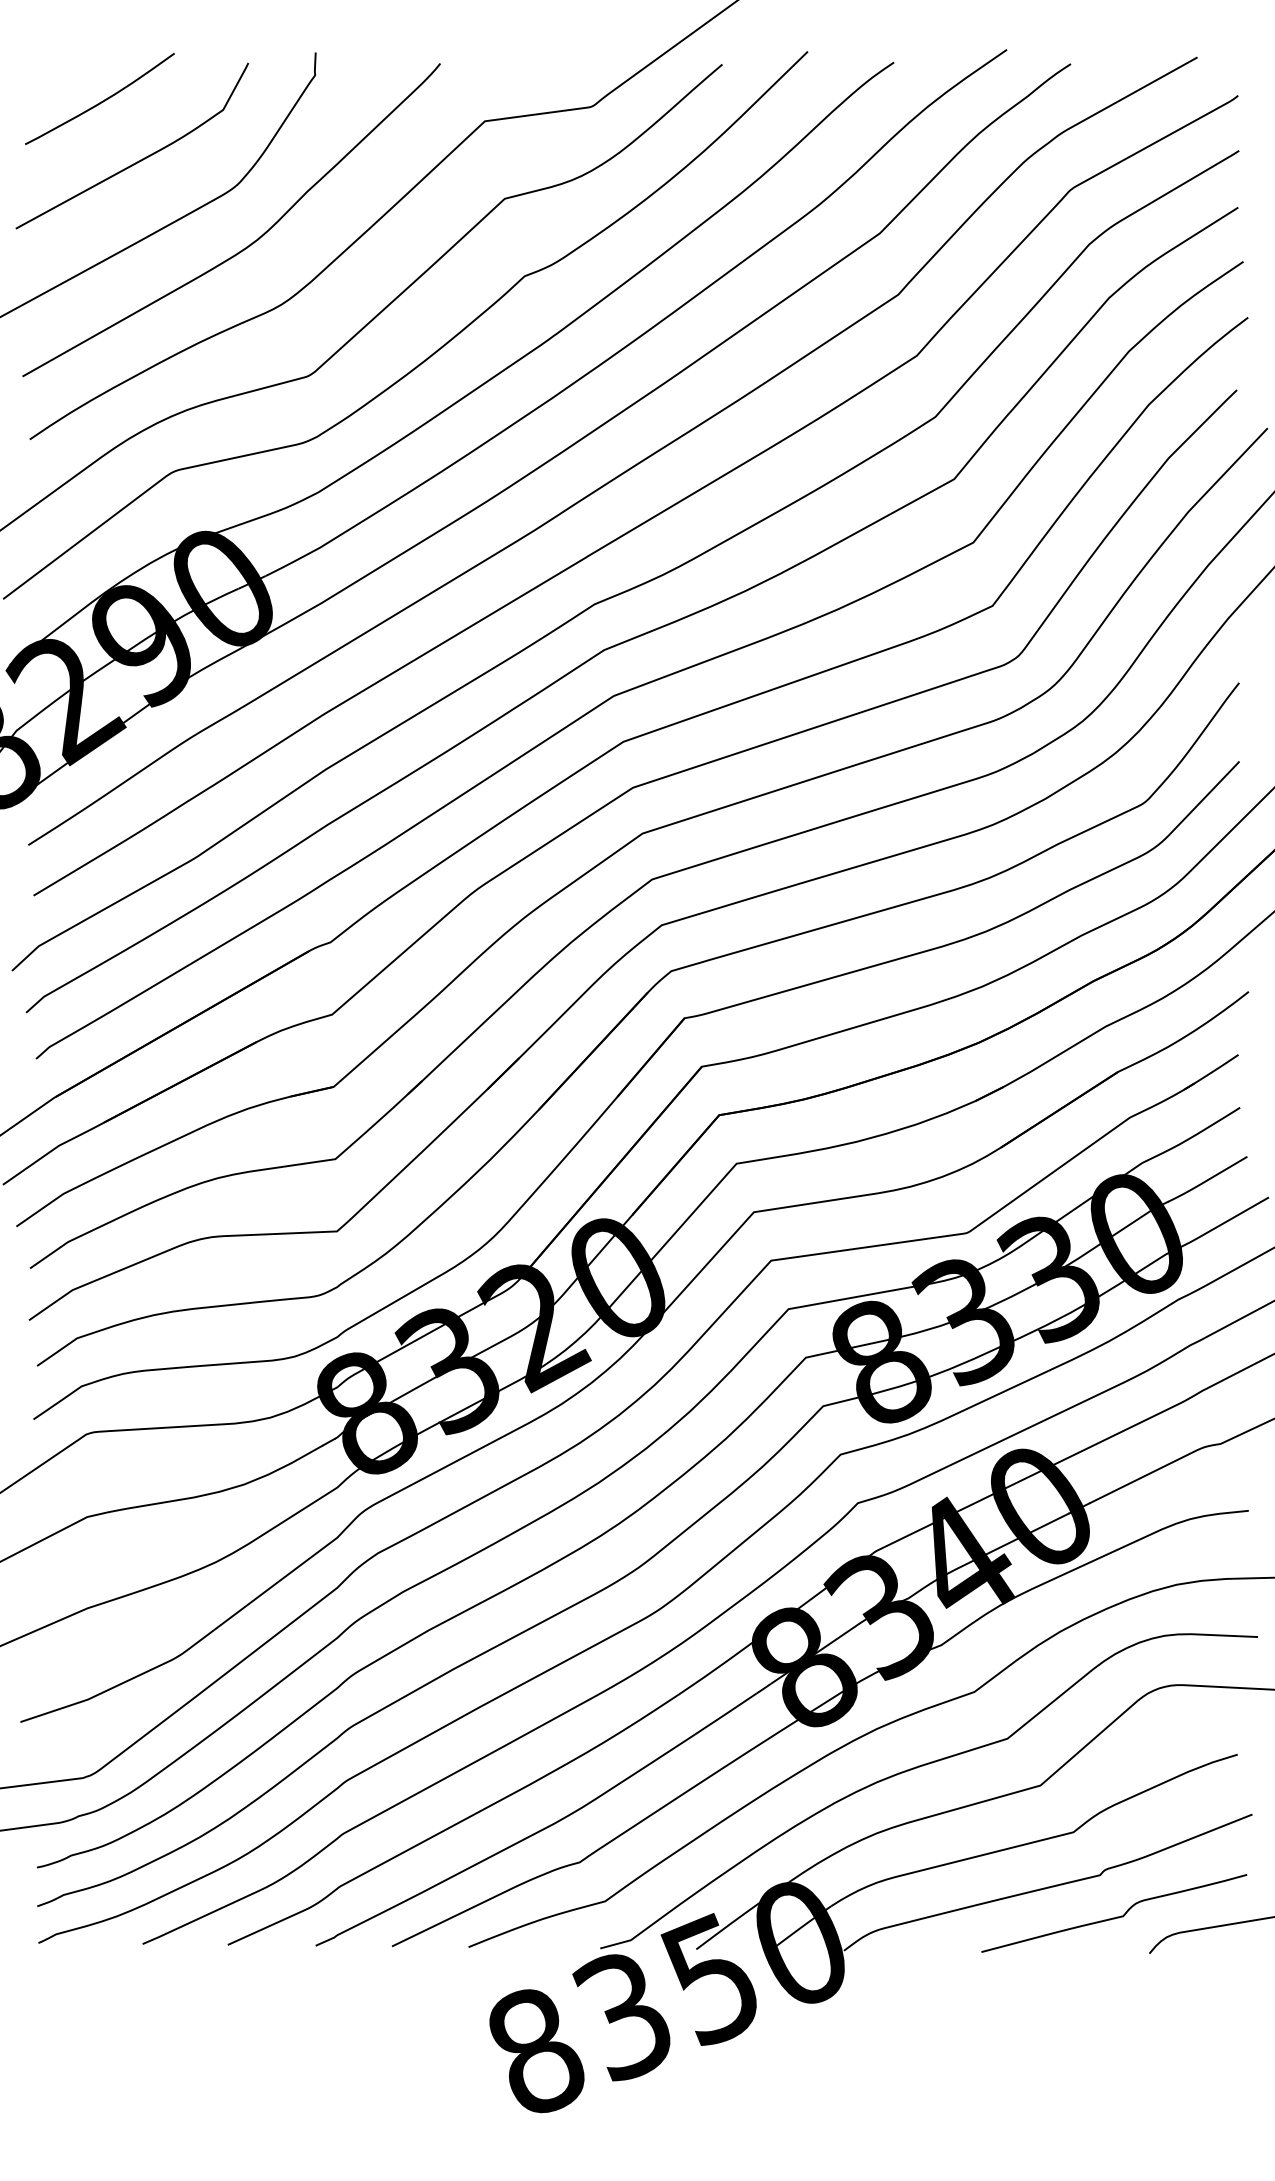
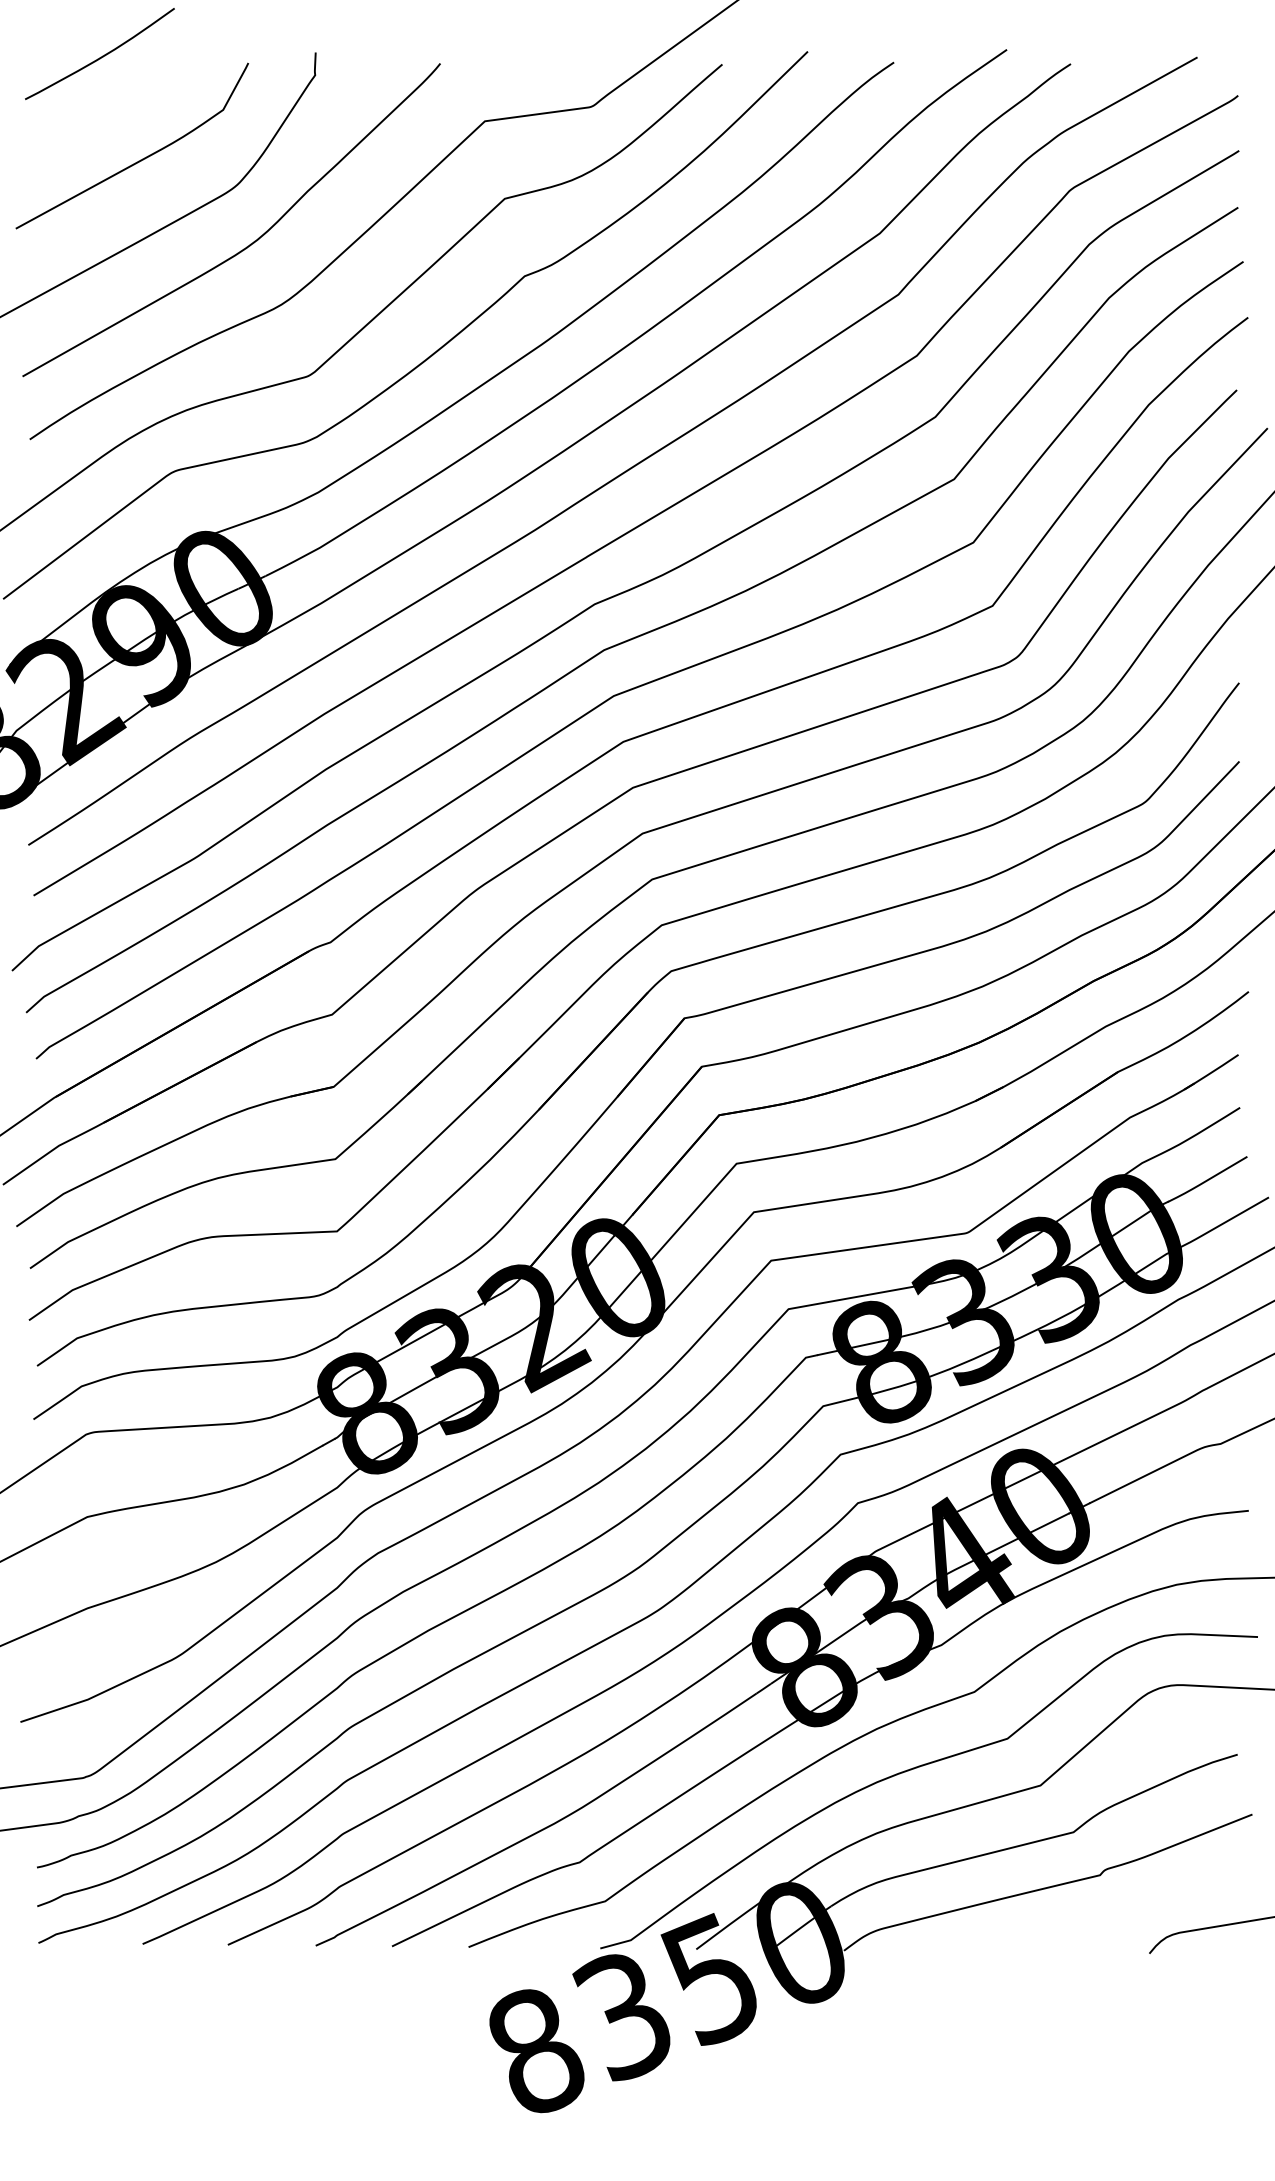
curve position: (102, 100) -> (102, 55) (102, 55)
curve: present -> none (1116, 1916)
